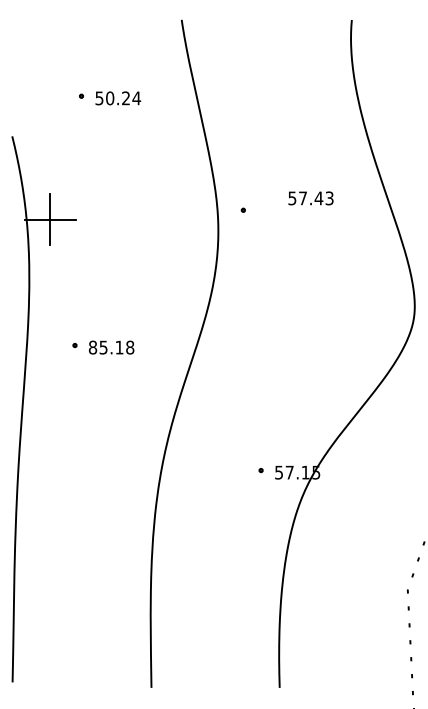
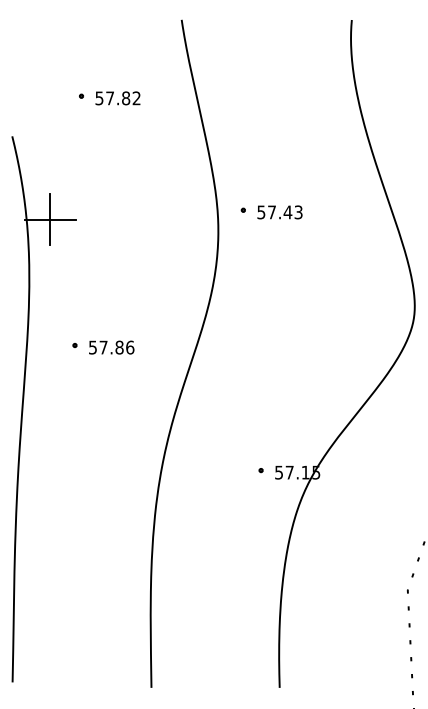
text: 50.24 -> 57.82 (123, 98)
text position: (310, 198) -> (279, 212) (279, 212)
text: 85.18 -> 57.86 (111, 347)
